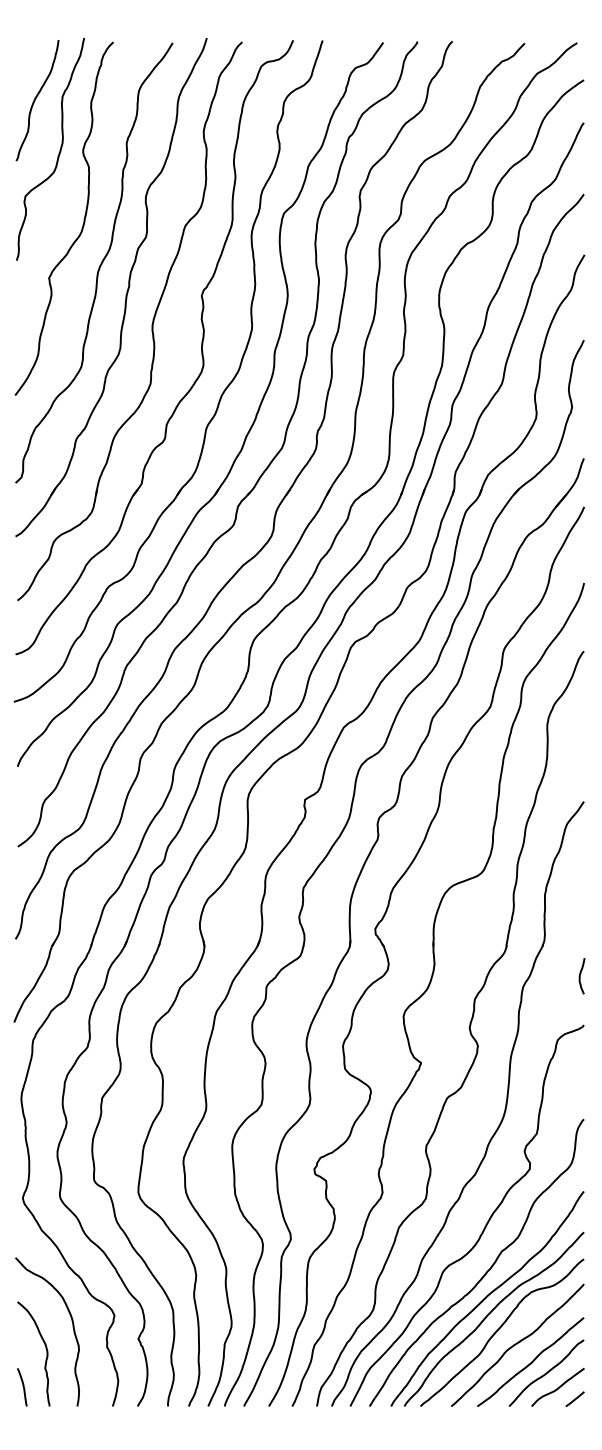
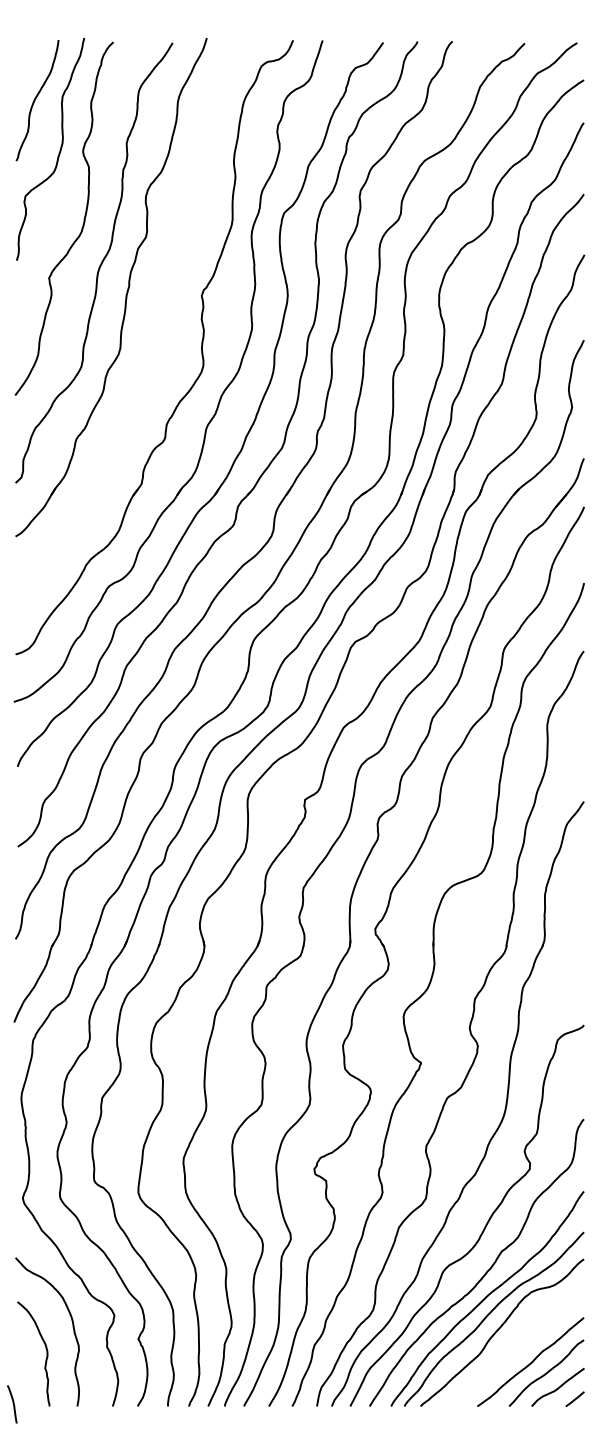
part: present -> none (151, 324)
curve: present -> none (580, 976)
curve: present -> none (517, 1344)
curve position: (22, 1386) -> (12, 1403) (12, 1403)
